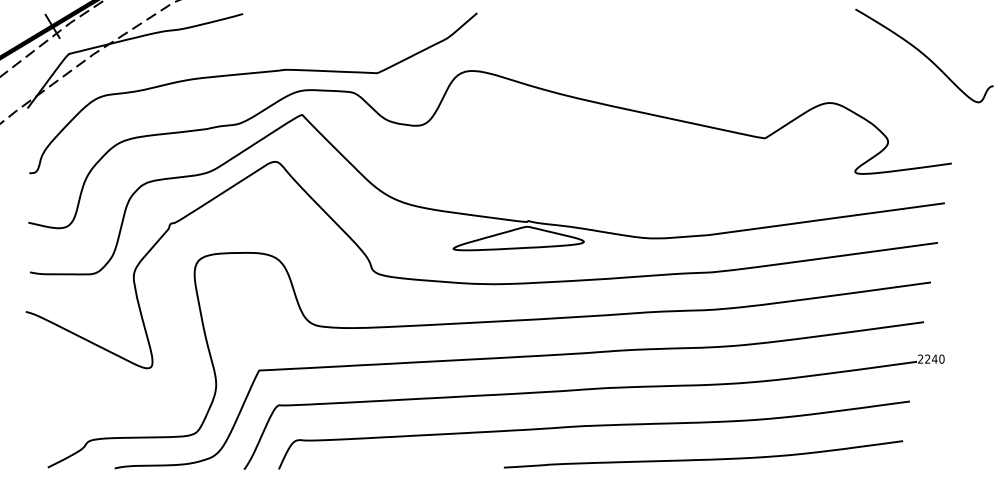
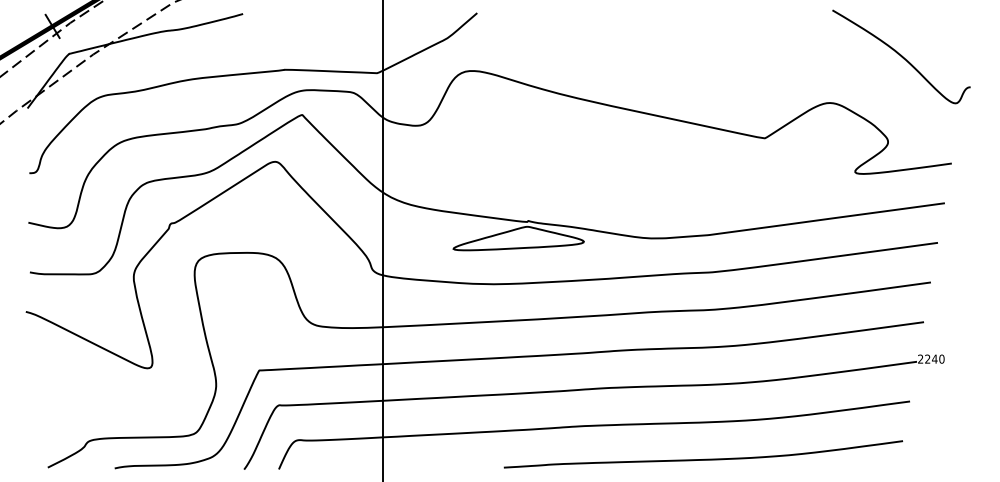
curve position: (924, 55) -> (901, 56) (901, 56)
line: none -> present (382, 240)
